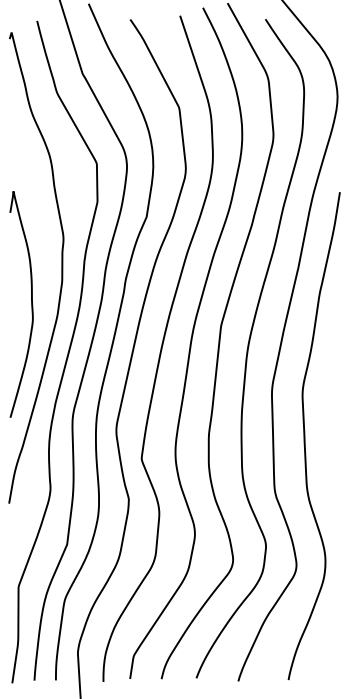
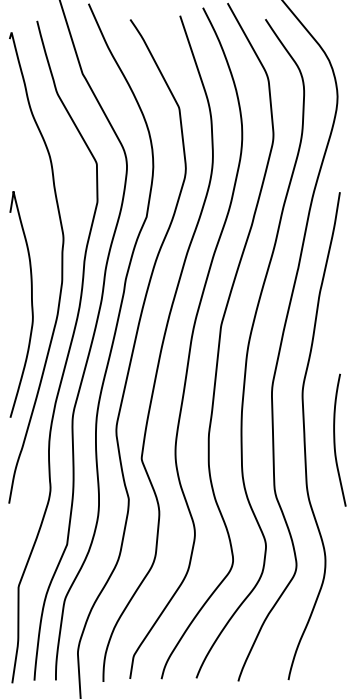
curve: none -> present (335, 439)
